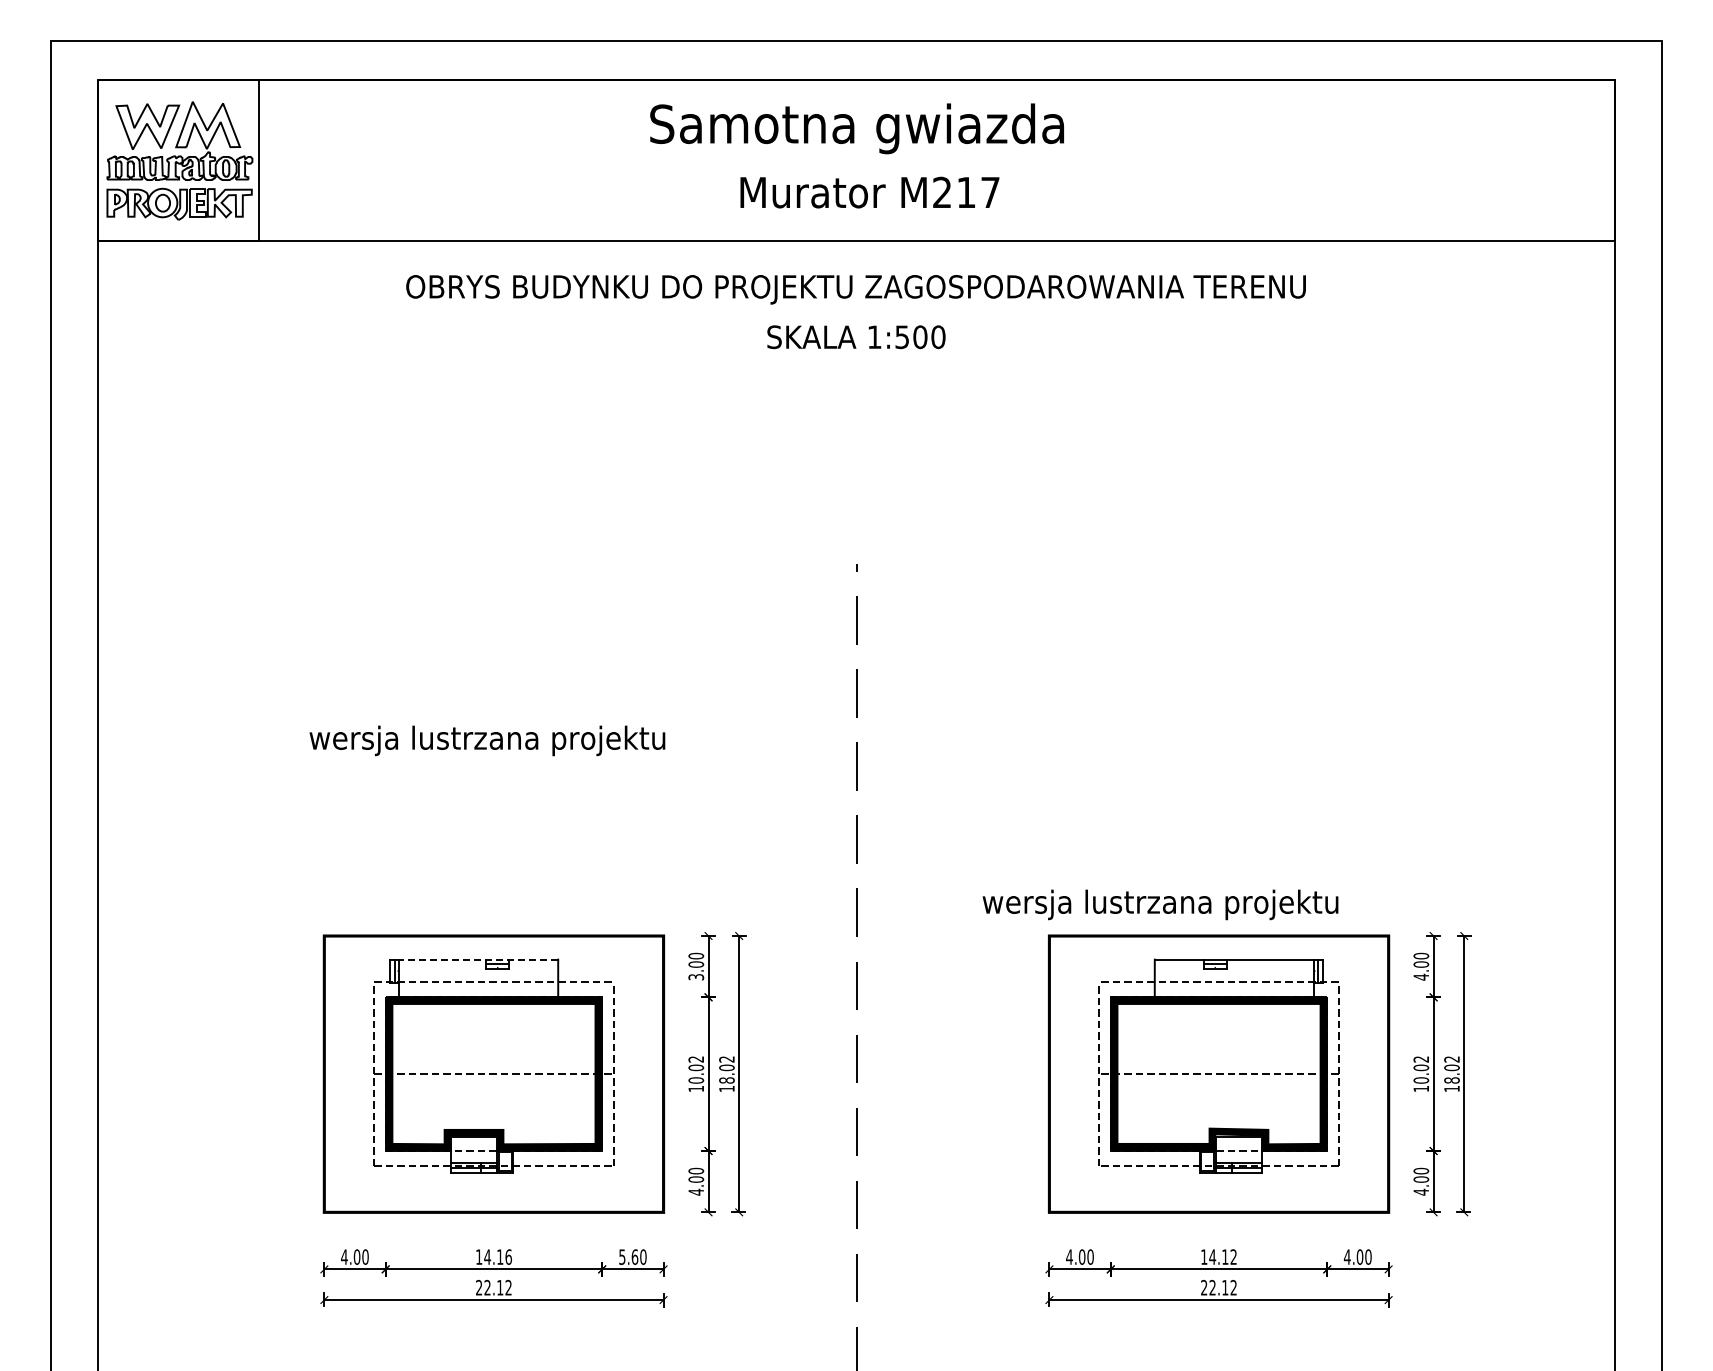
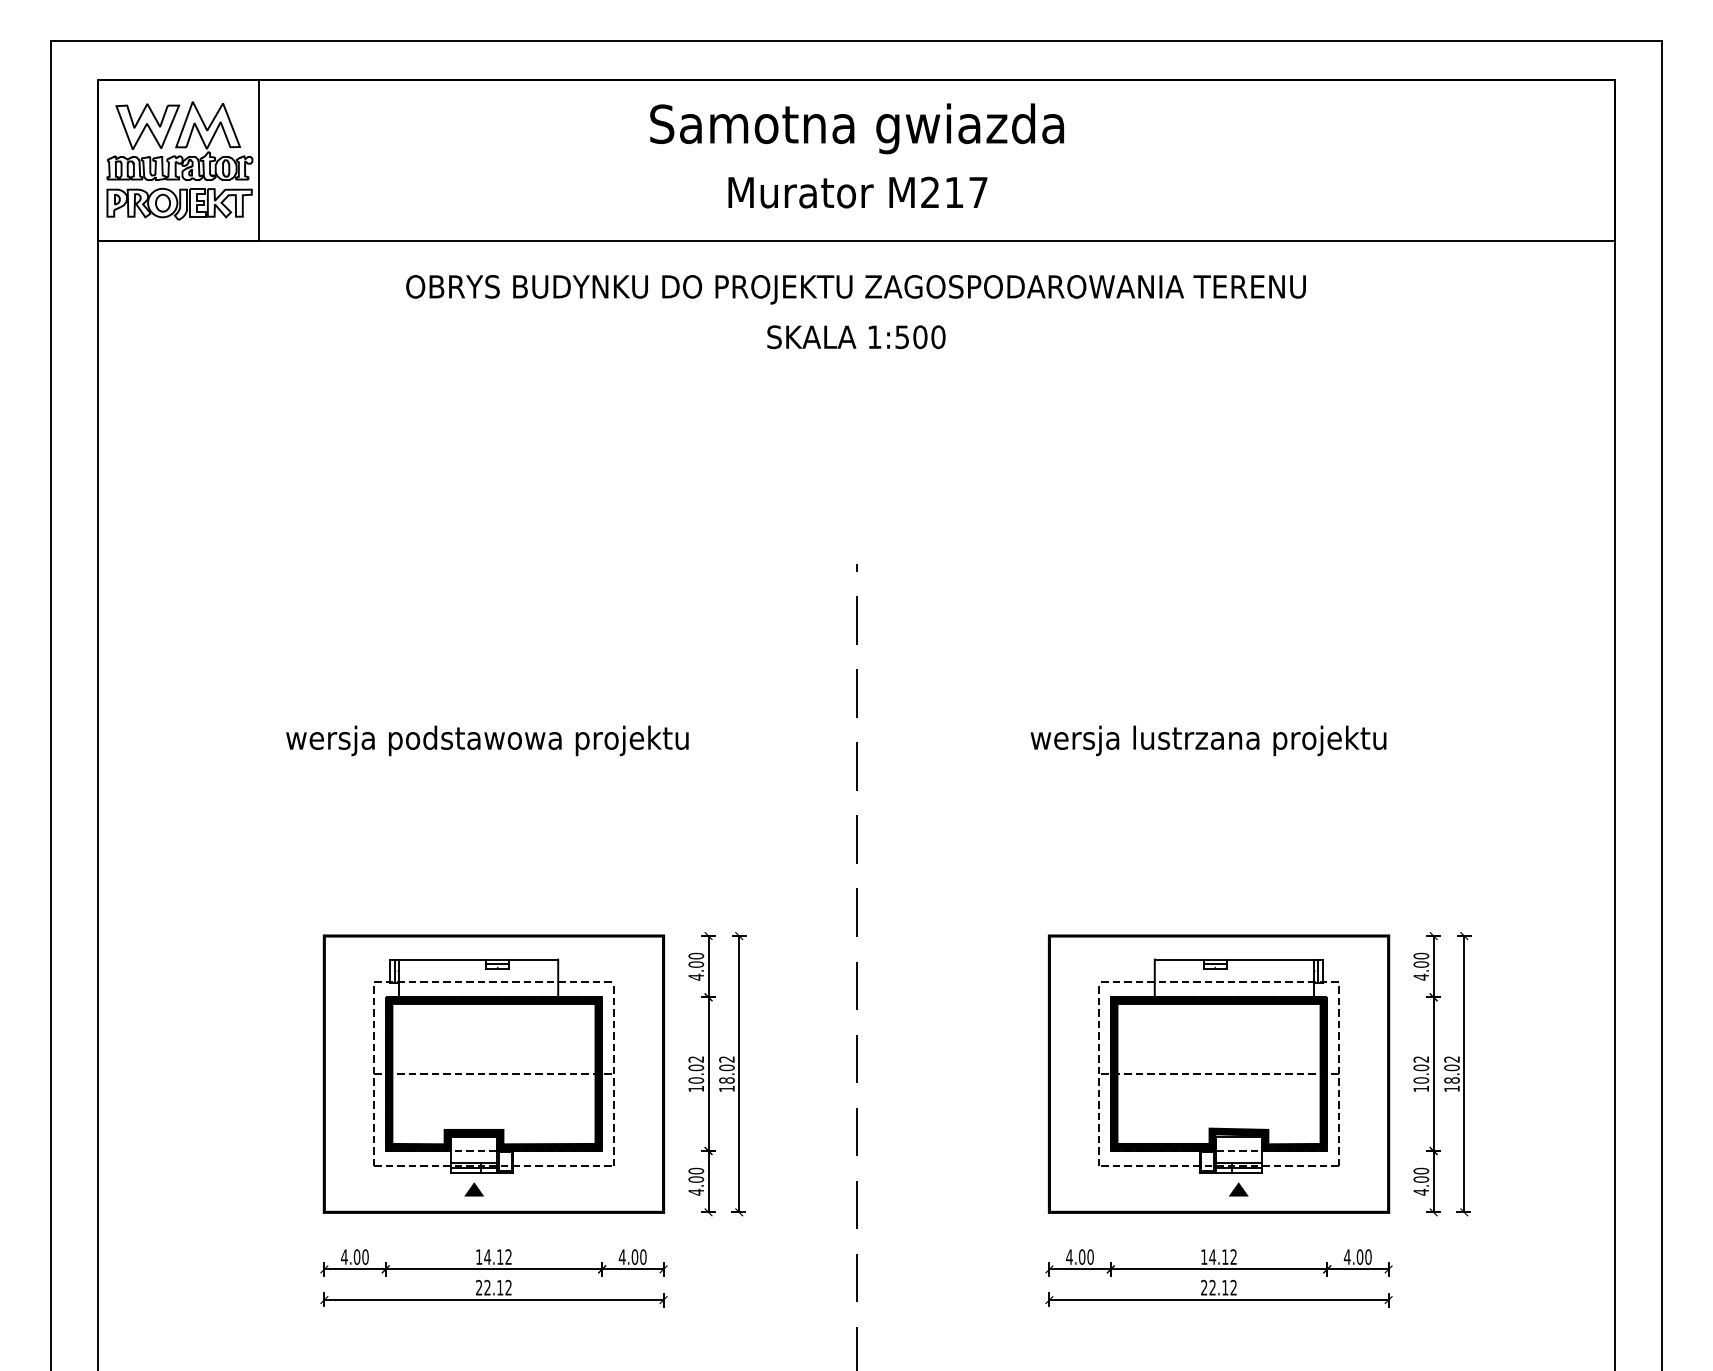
text position: (869, 192) -> (857, 192) (857, 192)
text: wersja lustrzana projektu -> wersja podstawowa projektu (487, 740)
text position: (1160, 904) -> (1208, 740) (1208, 740)
line: dashed -> solid (478, 959)
text: 3.00 -> 4.00 (696, 976)
fill: none -> present (474, 1189)
fill: none -> present (1238, 1189)
text: 14.16 -> 14.12 (508, 1256)
text: 5.60 -> 4.00 (628, 1256)
